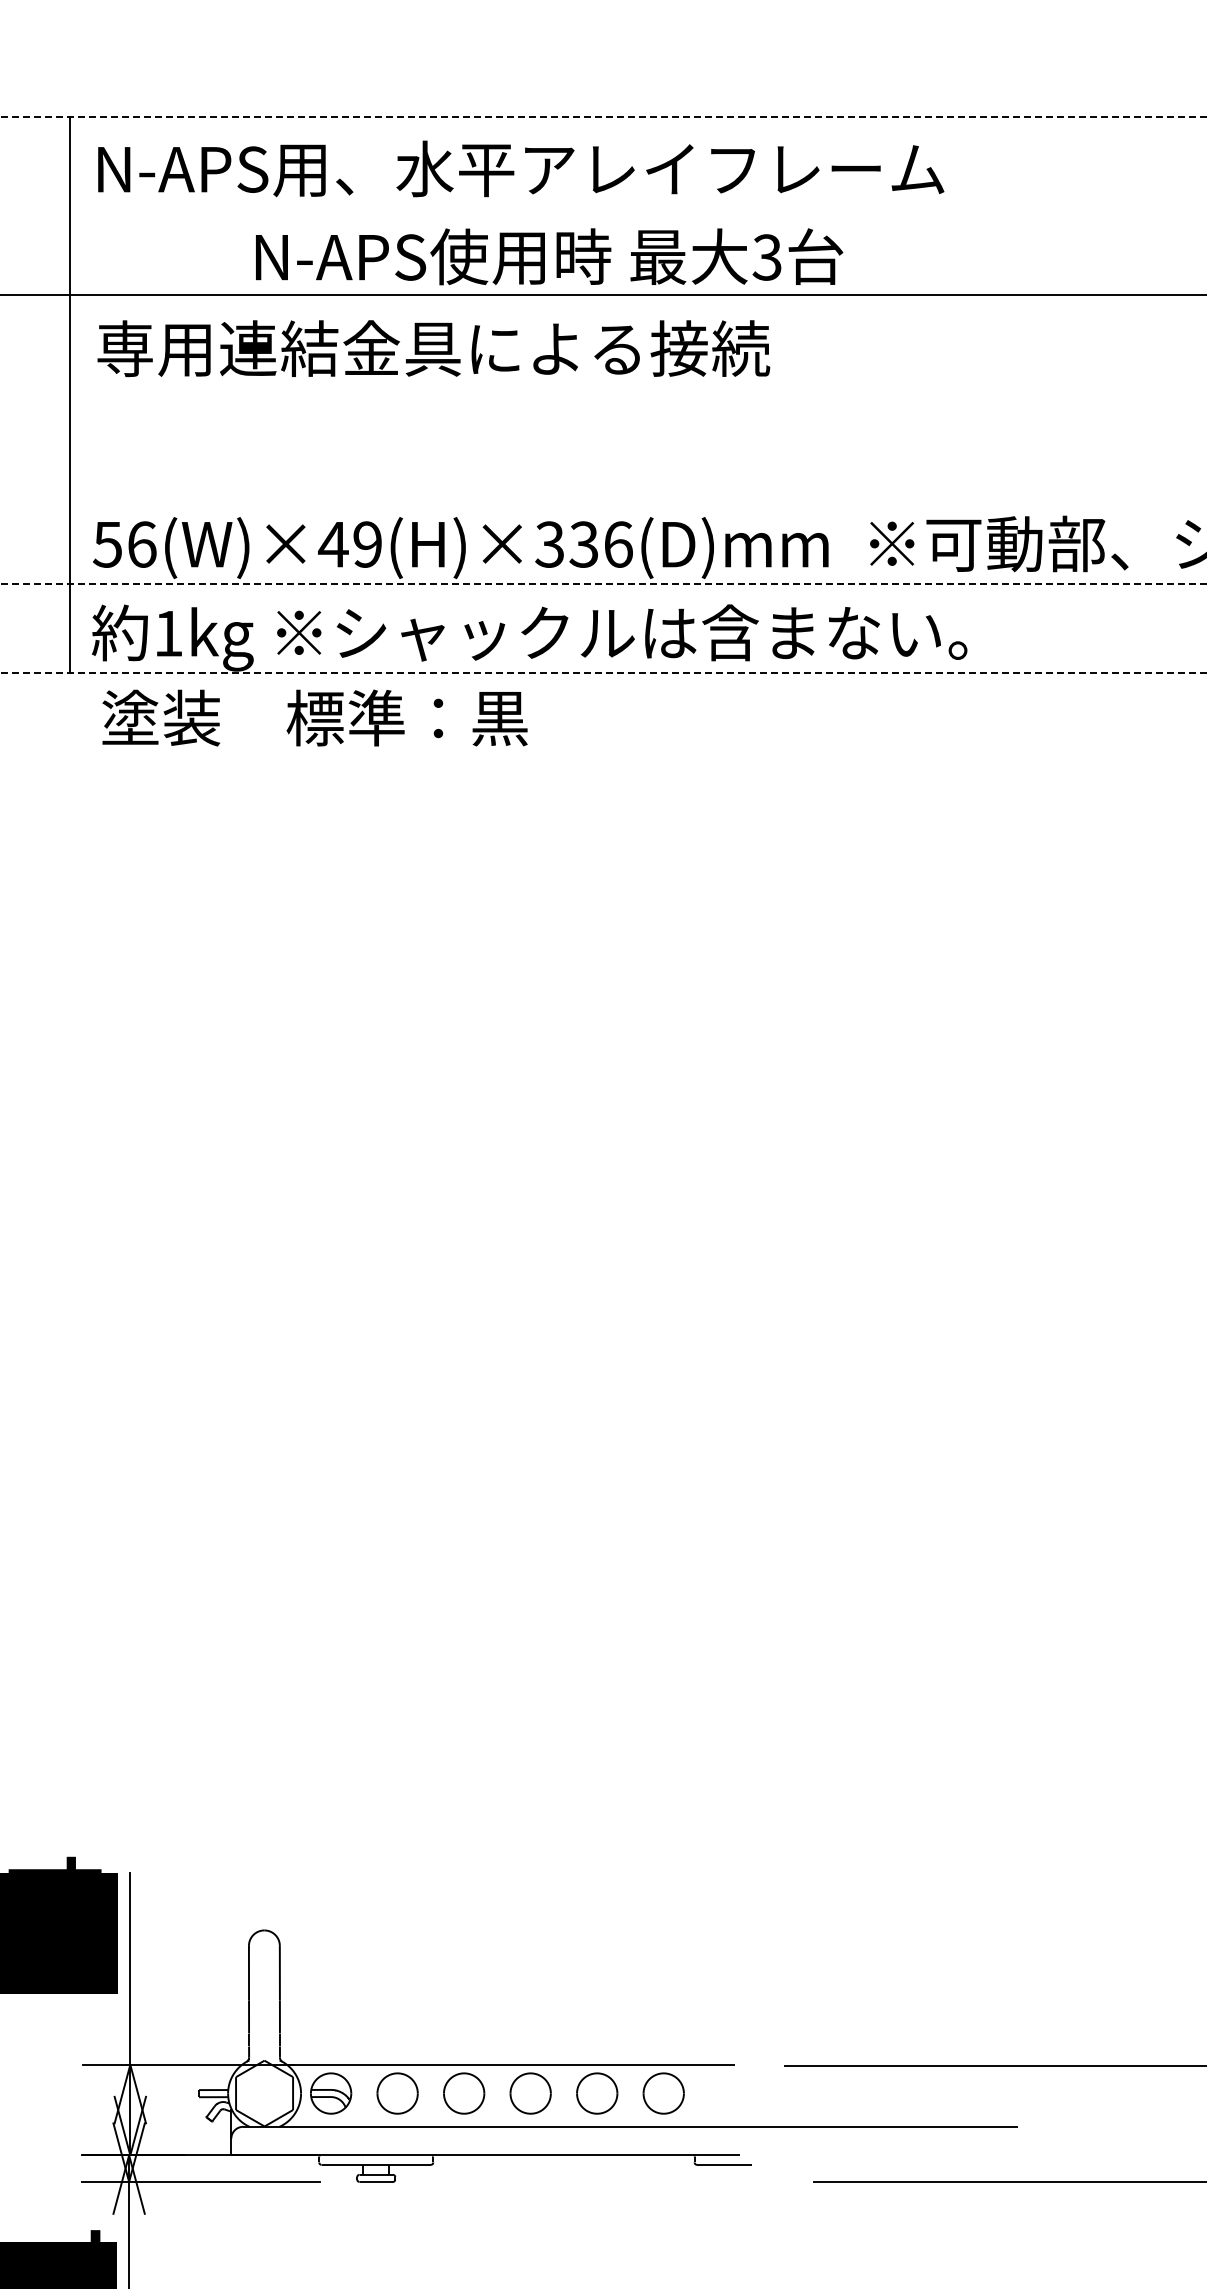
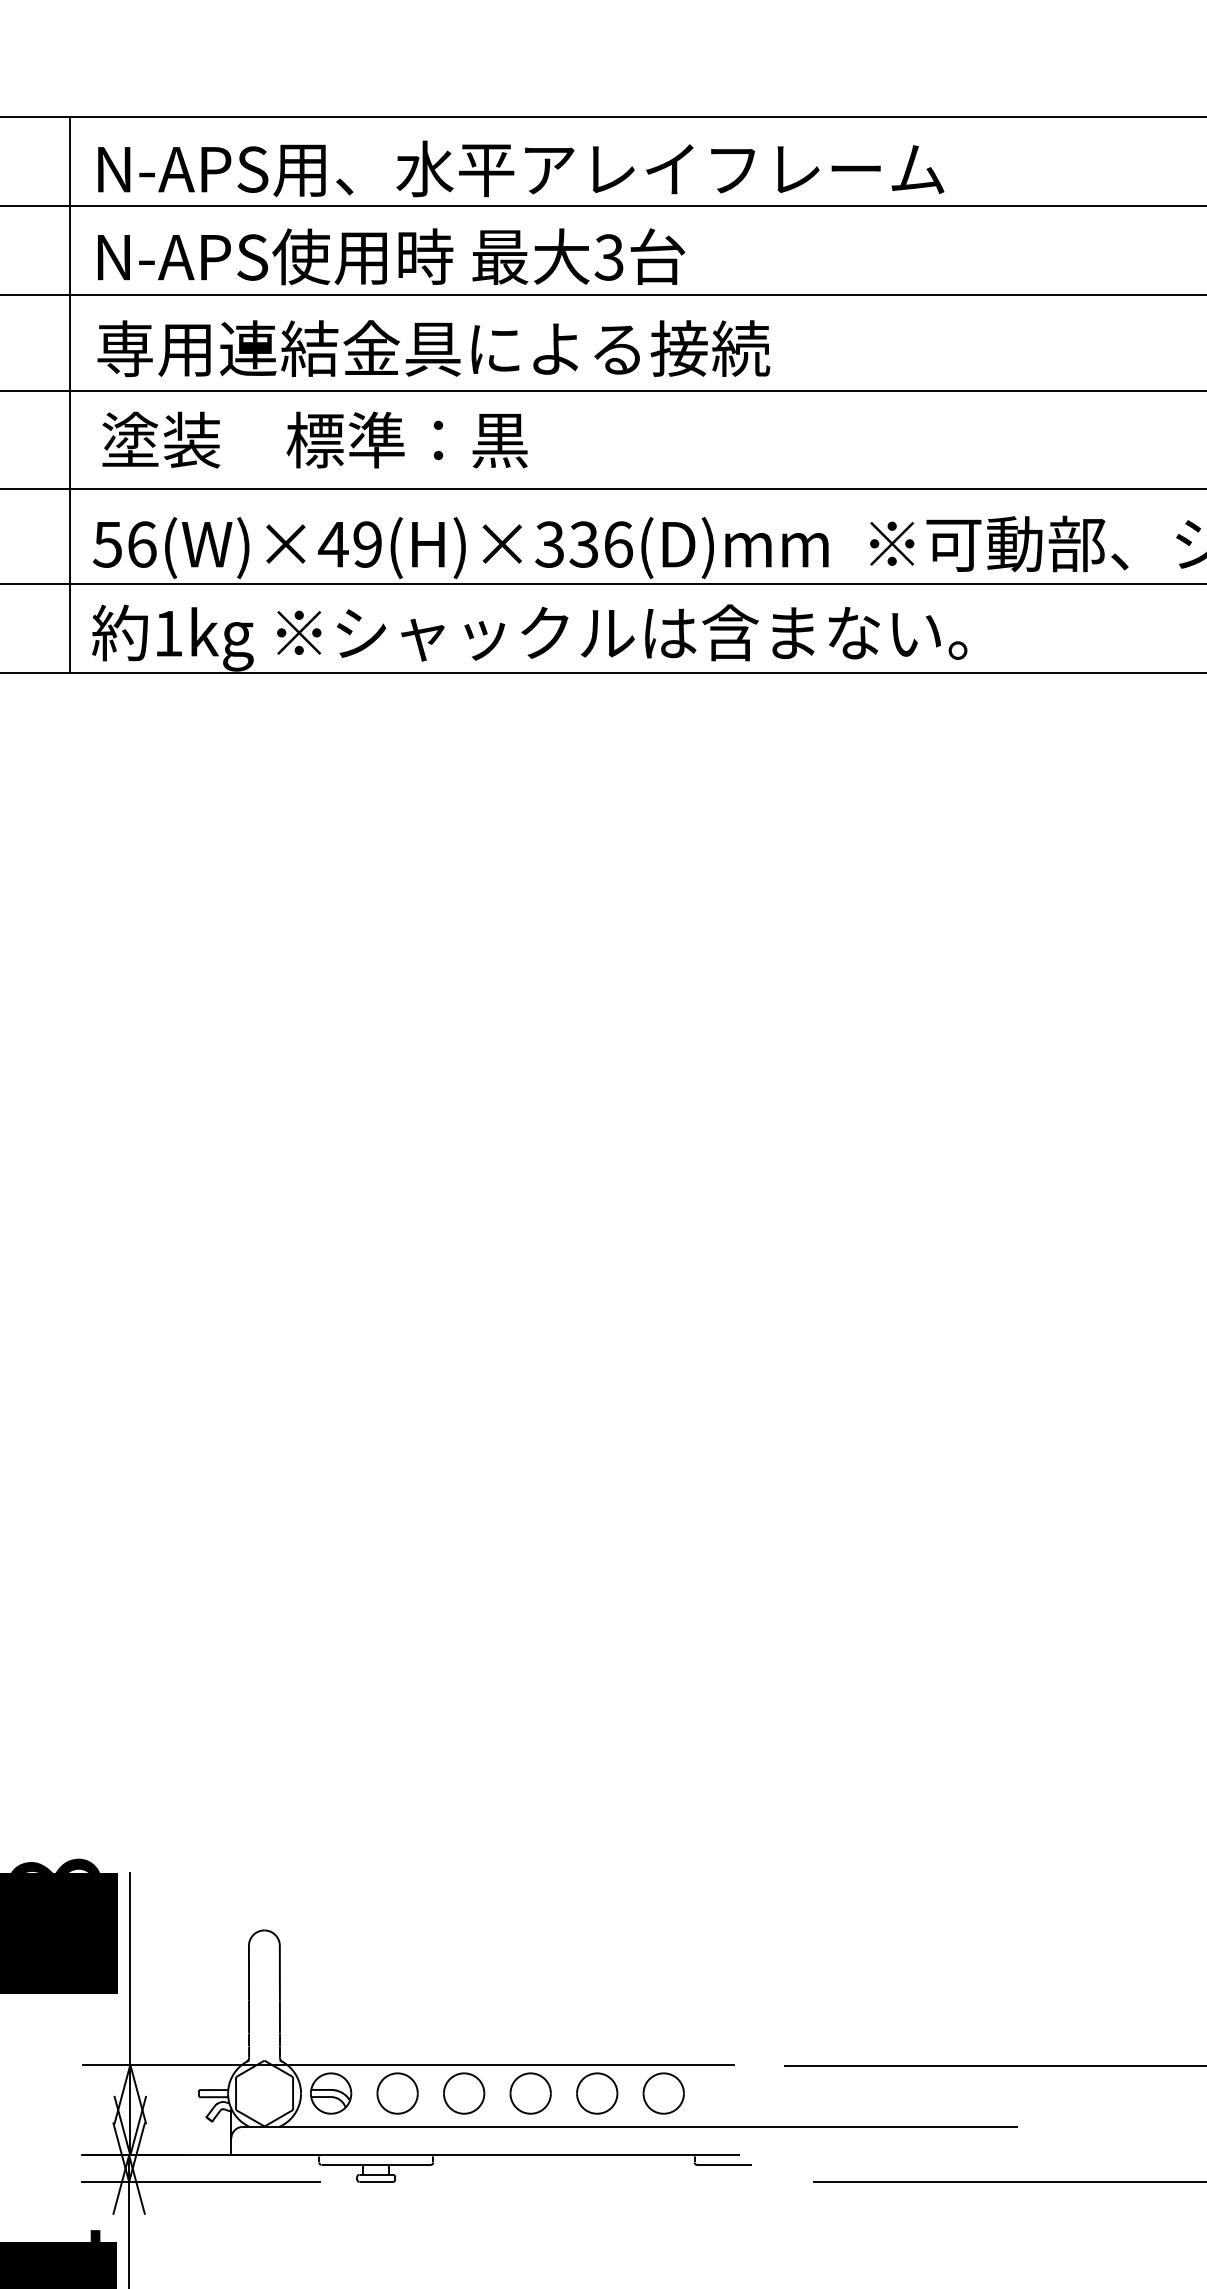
line: dashed -> solid (603, 117)
line: none -> present (602, 206)
text position: (549, 256) -> (391, 256) (391, 256)
line: none -> present (602, 391)
line: none -> present (602, 488)
line: dashed -> solid (603, 583)
line: dashed -> solid (603, 673)
text position: (314, 717) -> (314, 439) (314, 439)
text: 54 -> 38 (54, 1864)
